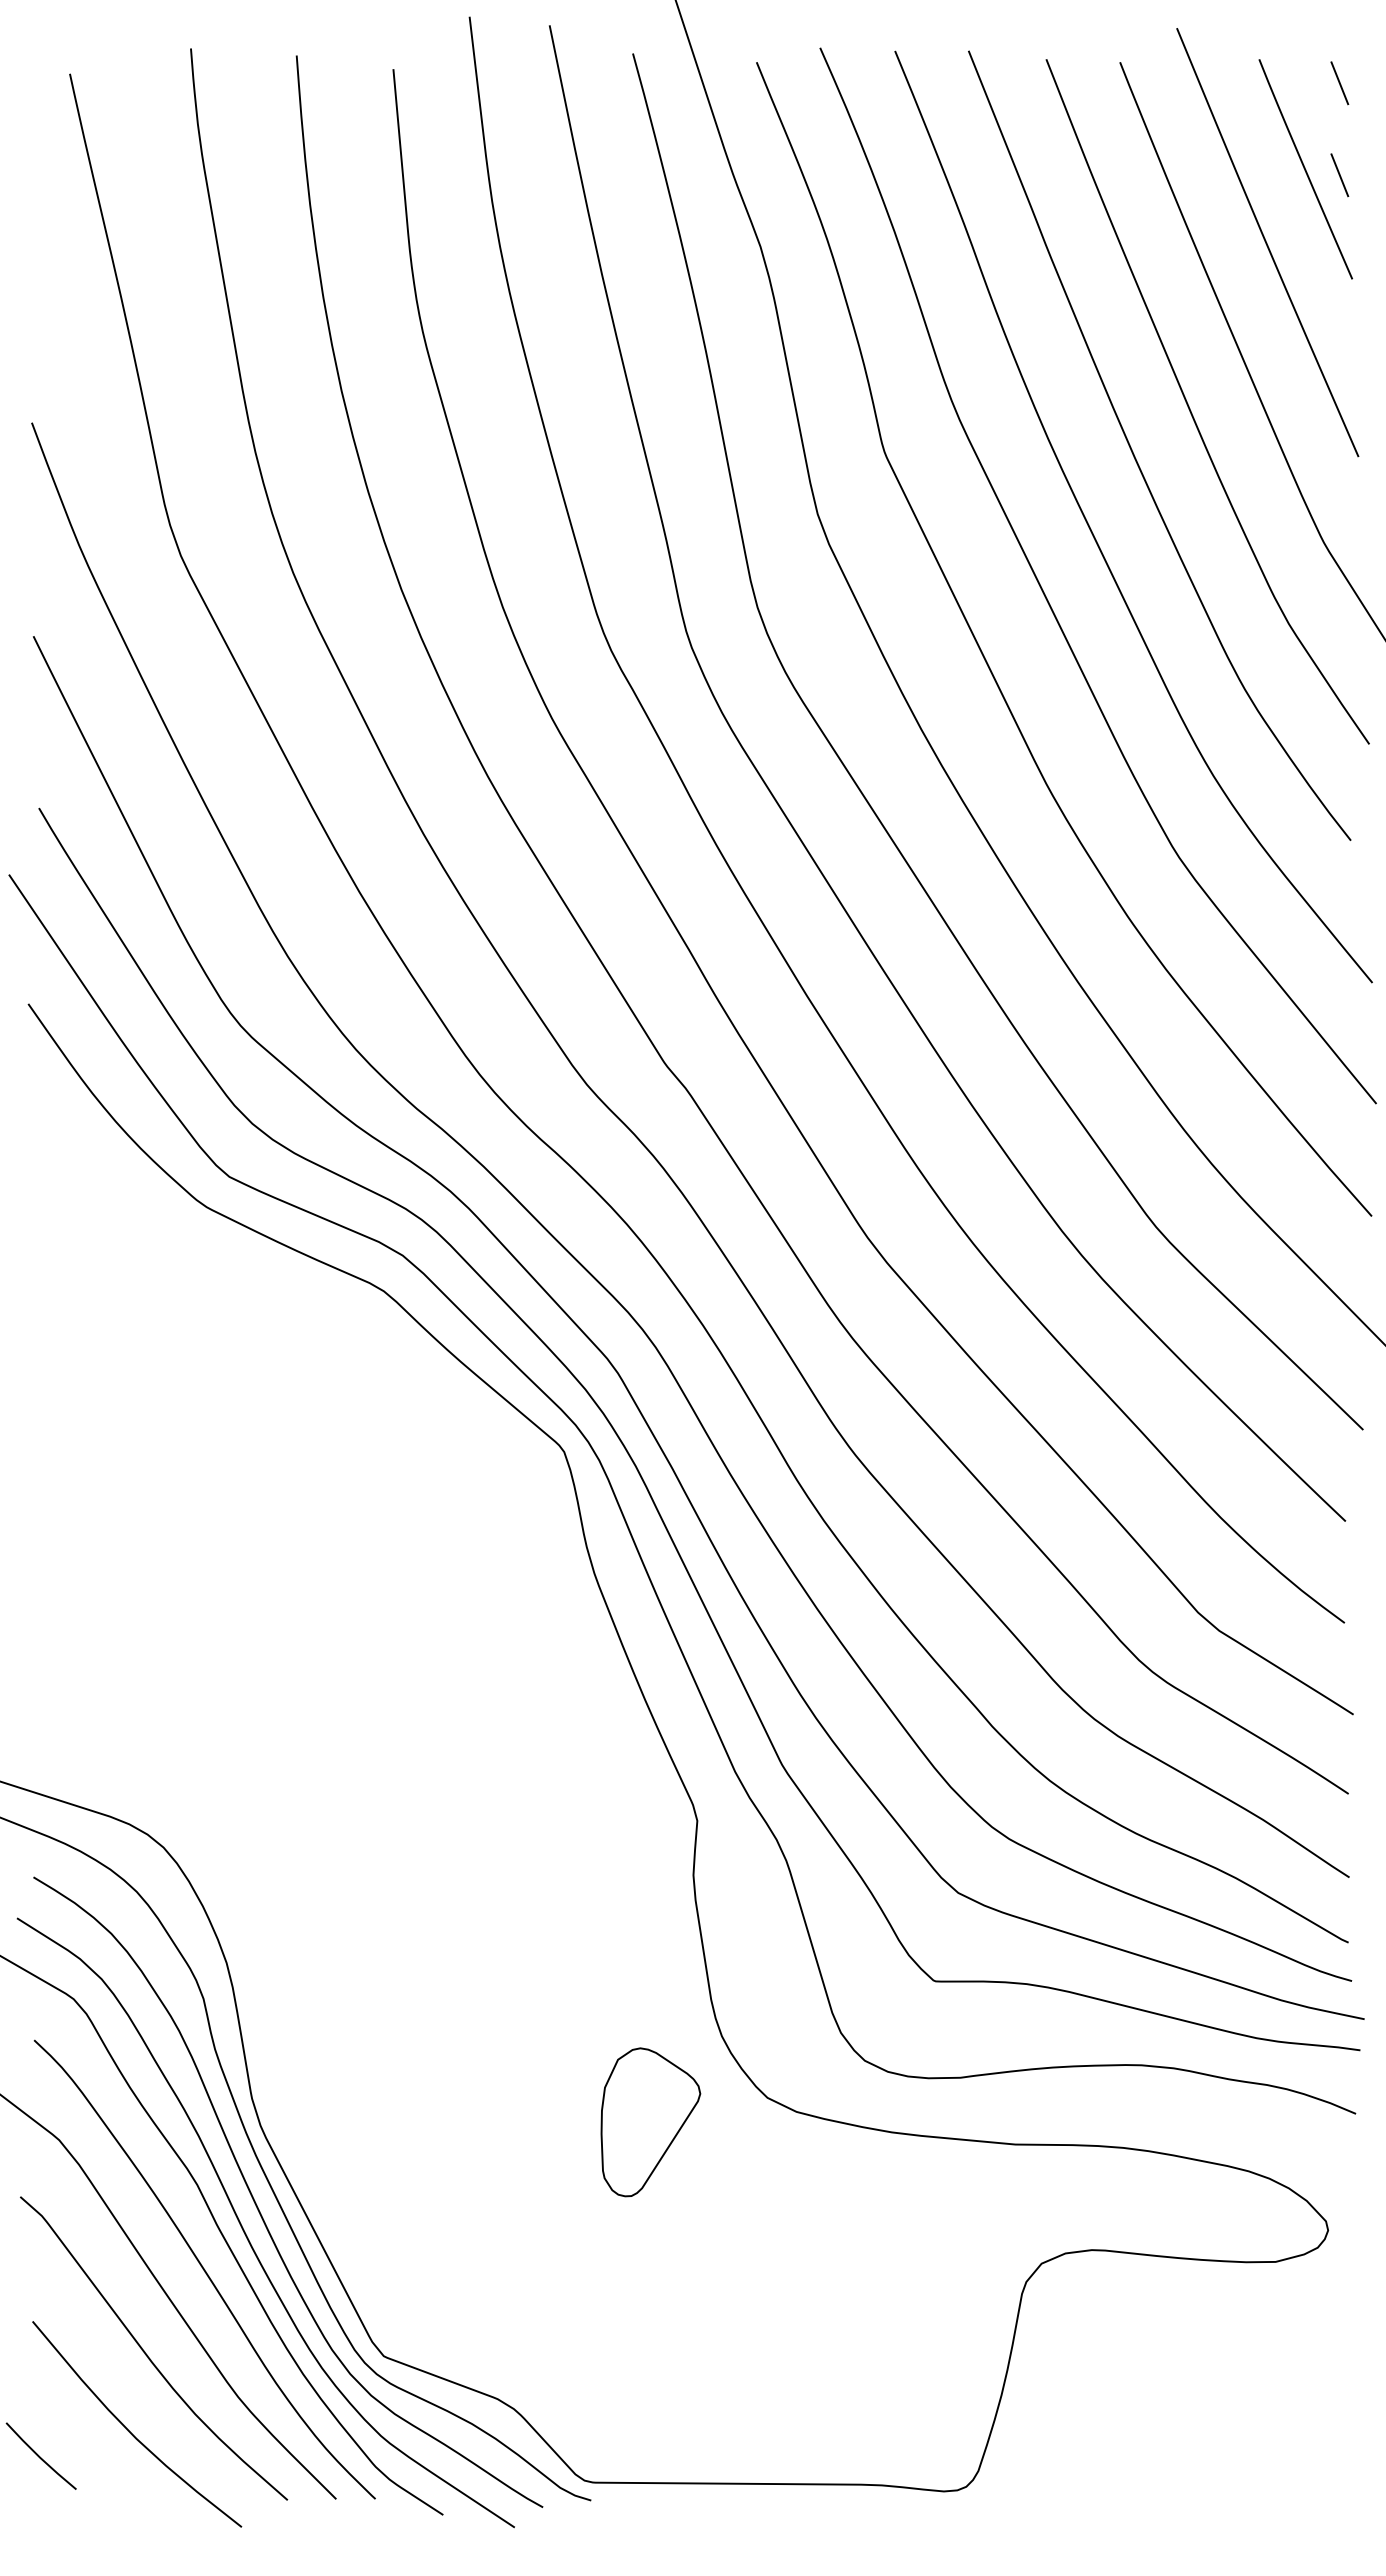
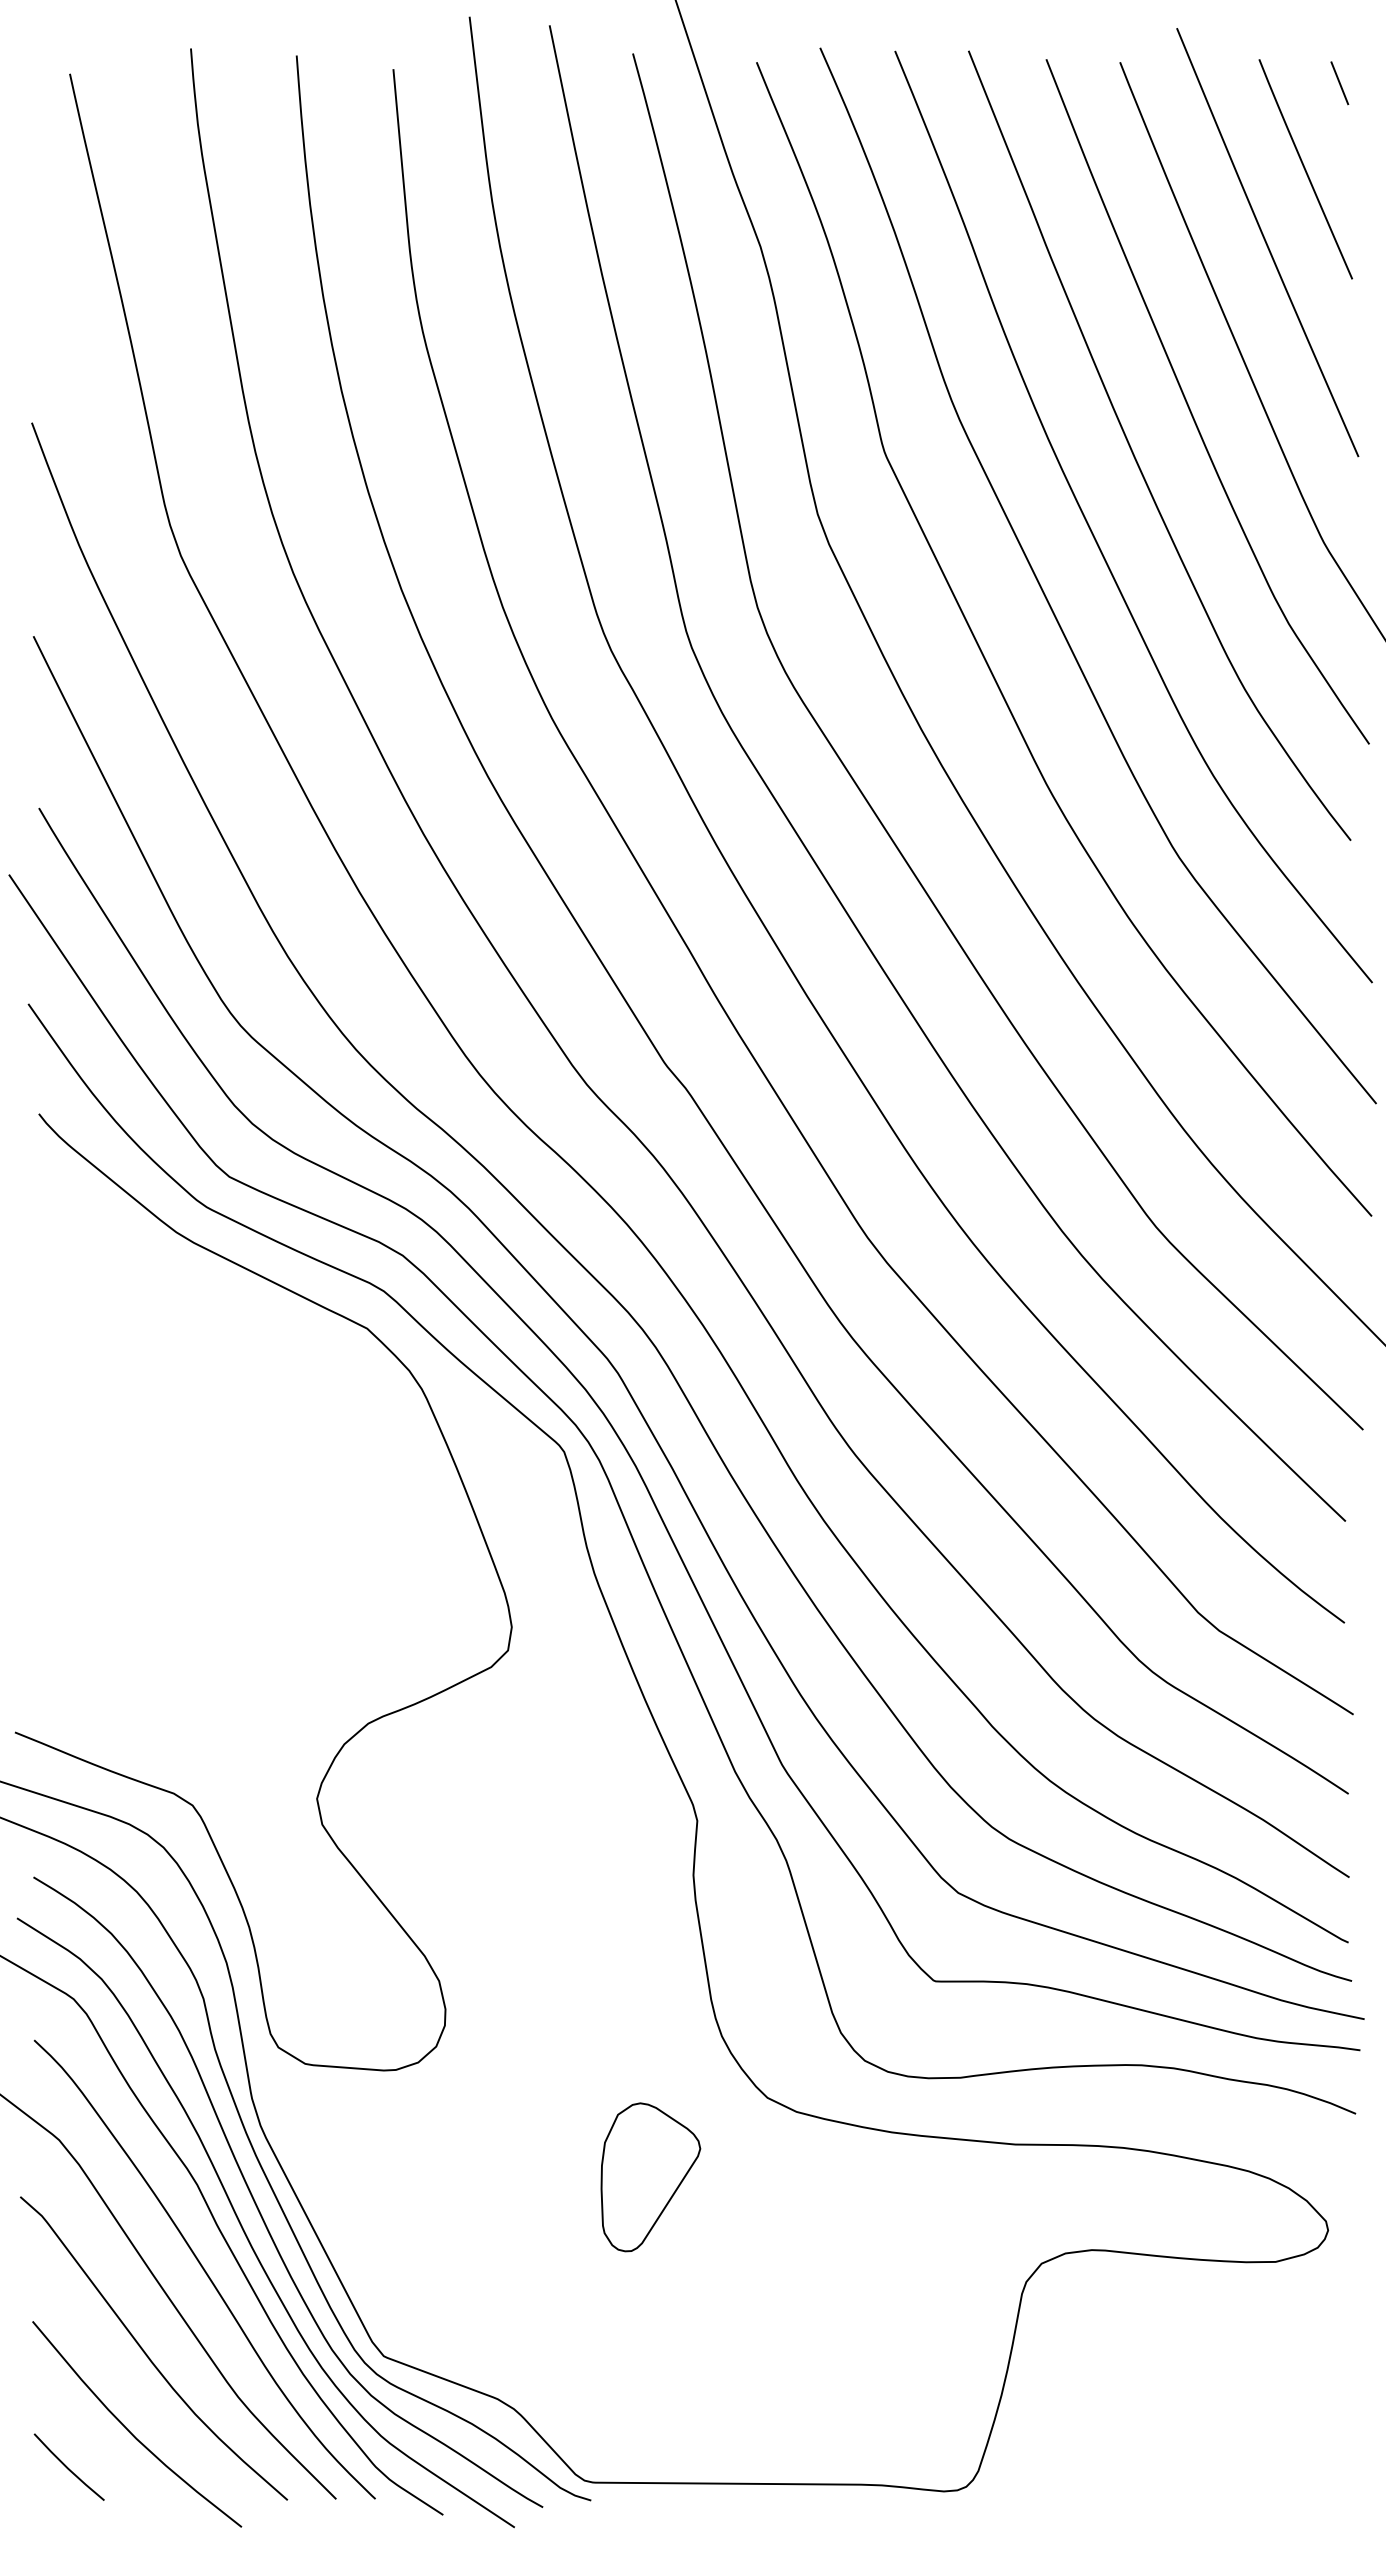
line: present -> none (1339, 175)
curve: none -> present (366, 1723)
part position: (650, 2122) -> (650, 2177) (650, 2177)
line position: (39, 2455) -> (67, 2466) (67, 2466)
